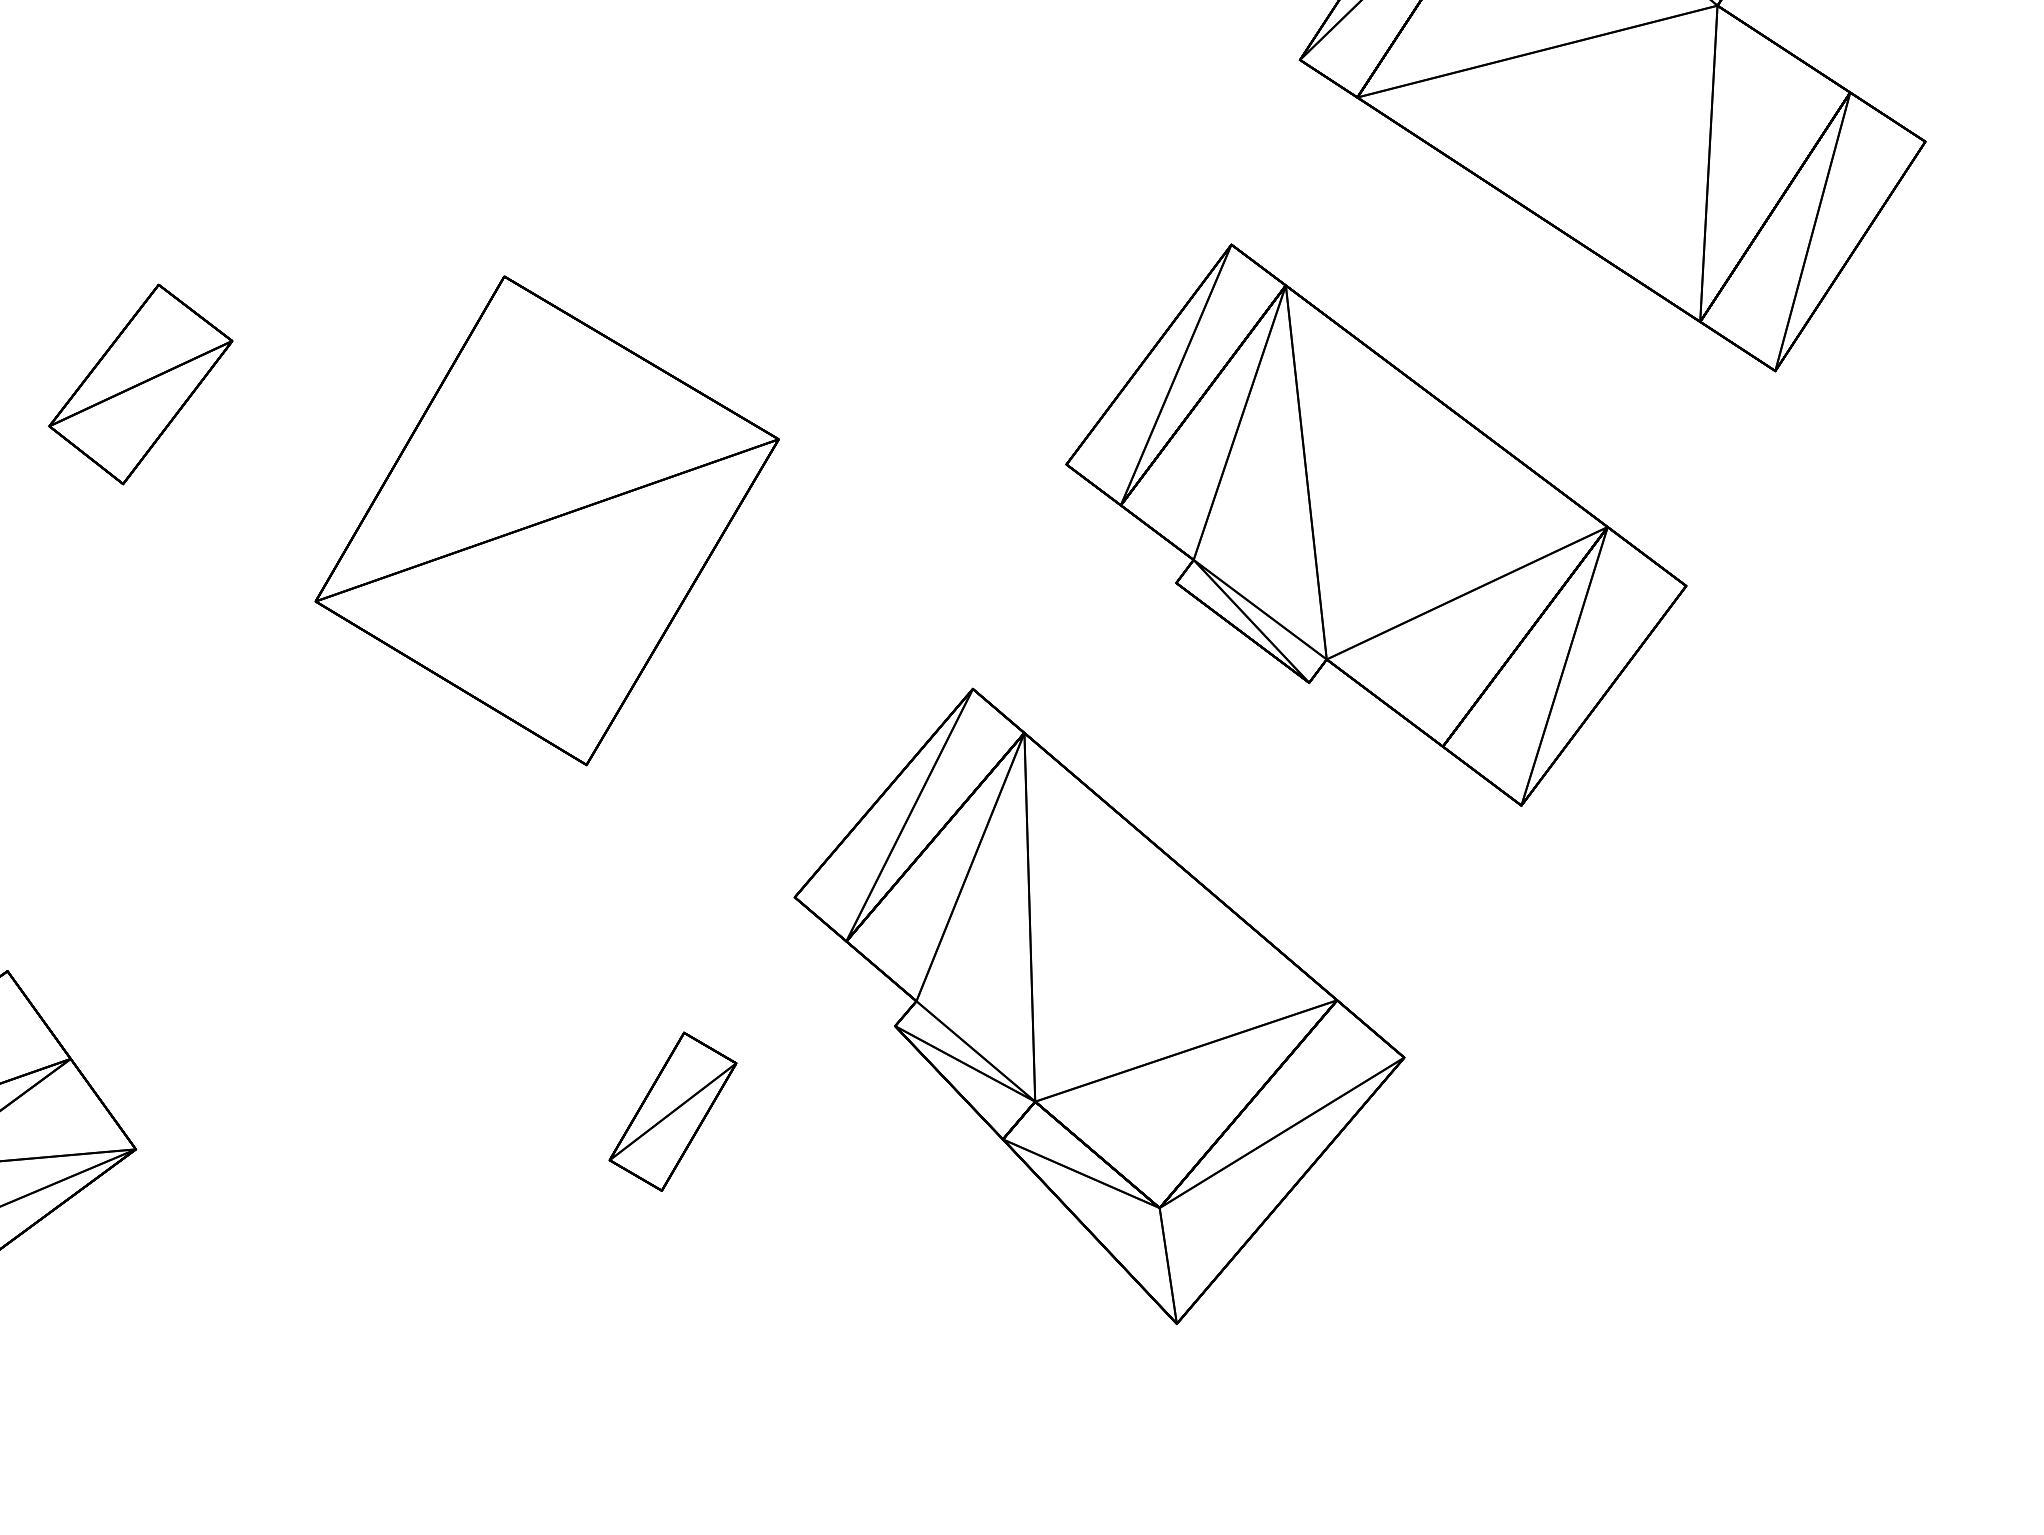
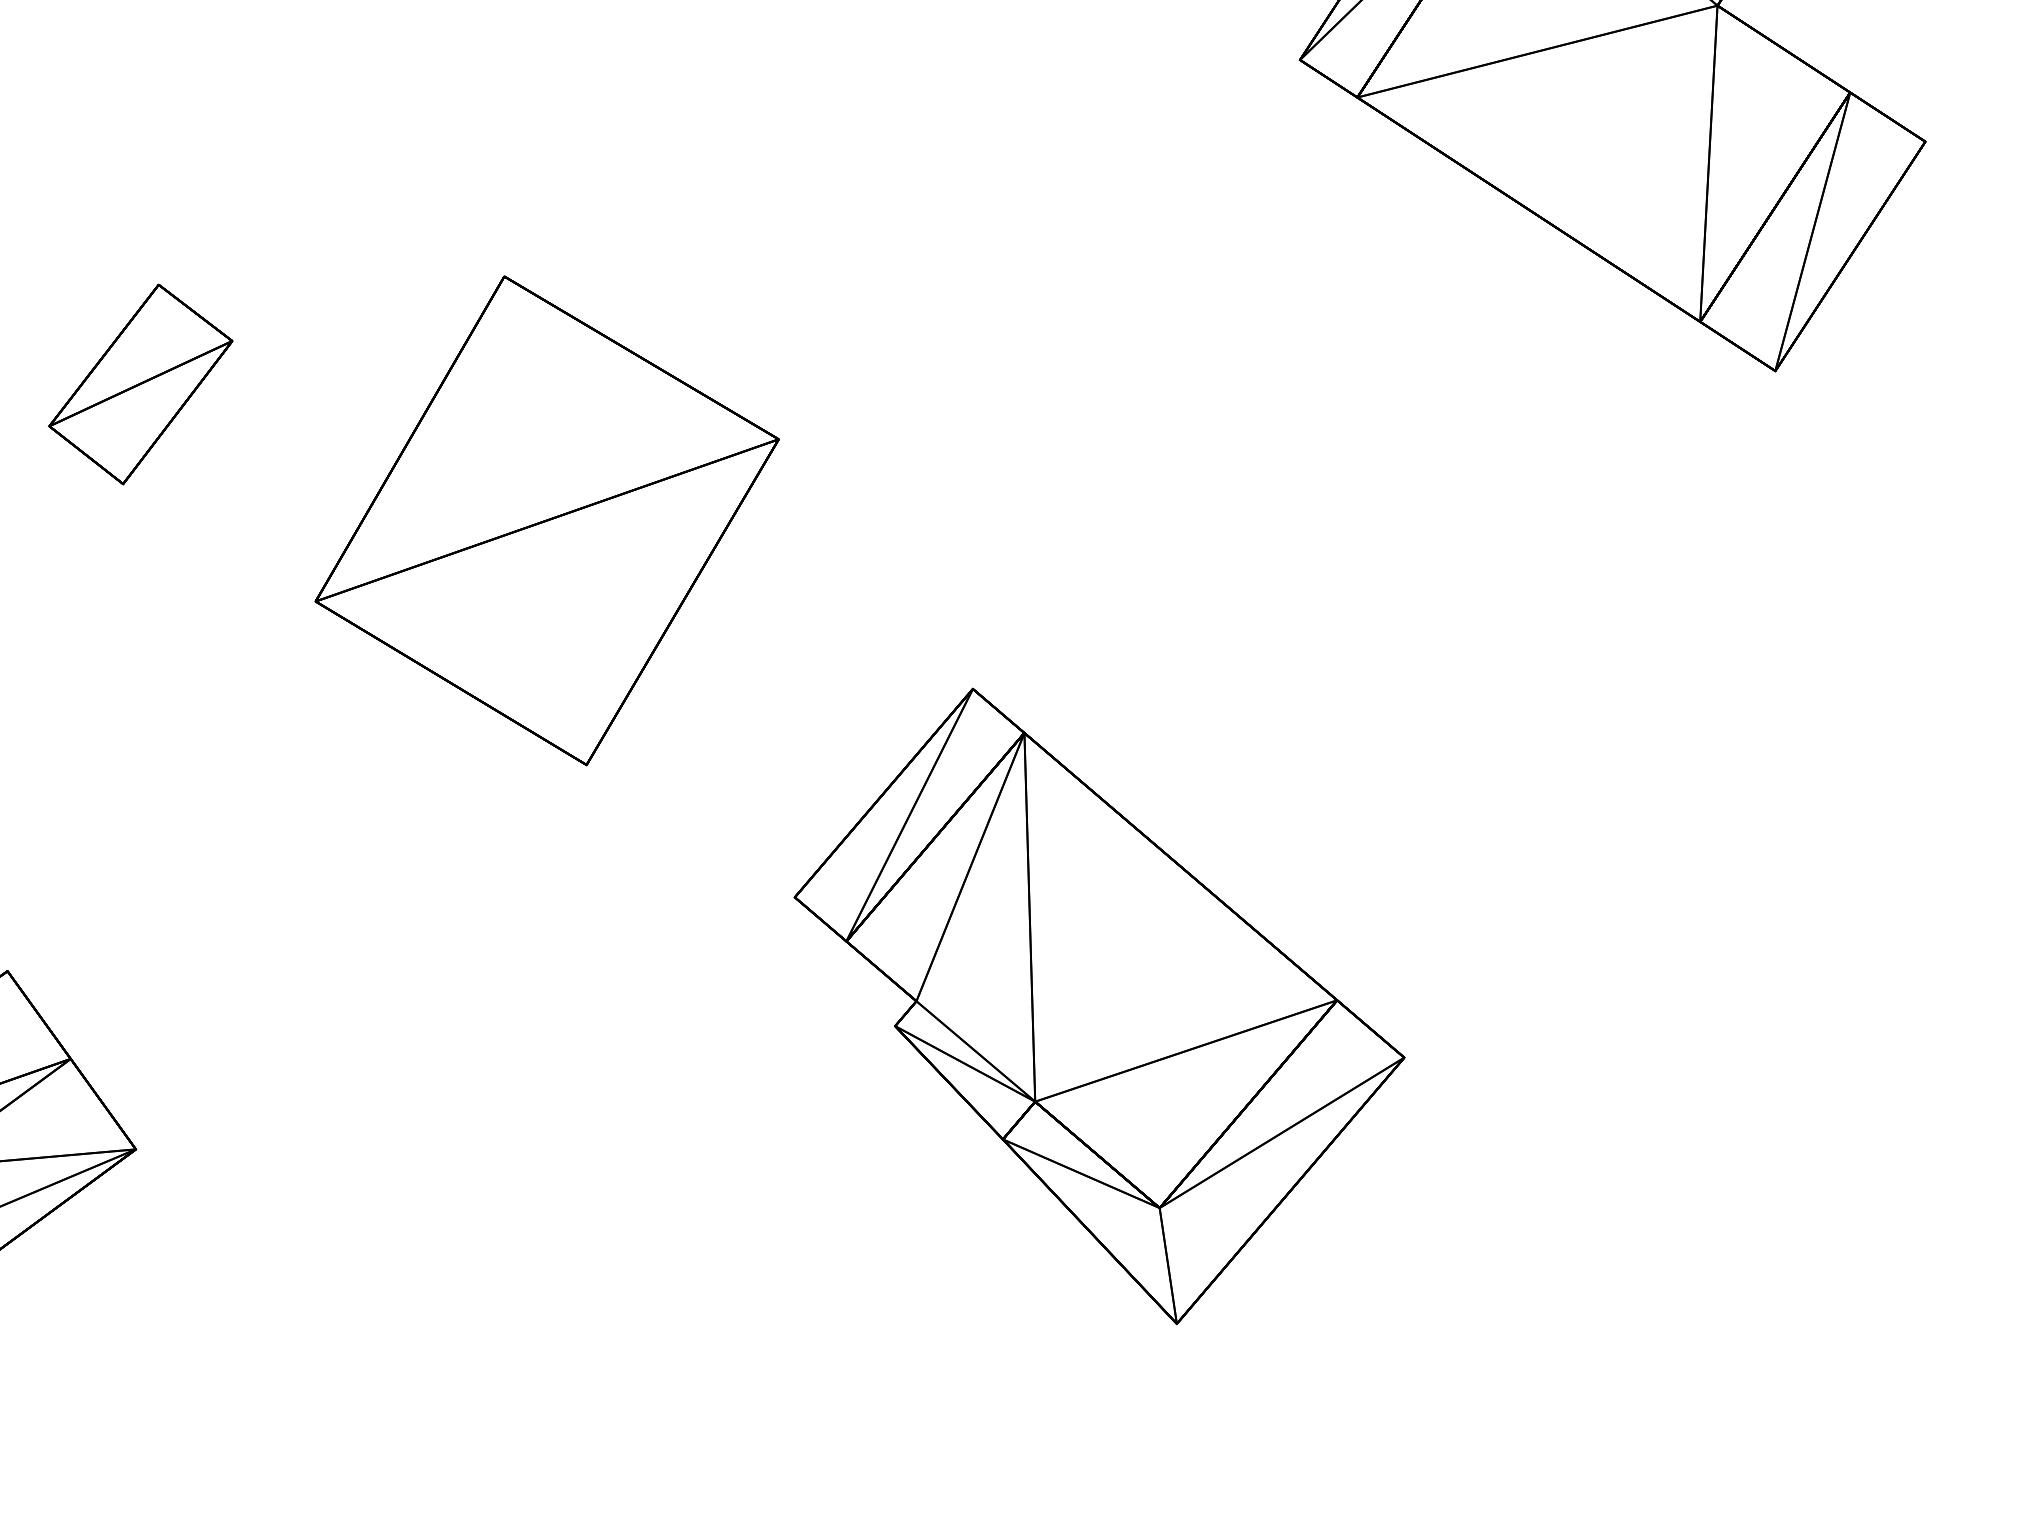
part: present -> none (1376, 524)
part: present -> none (672, 1111)
